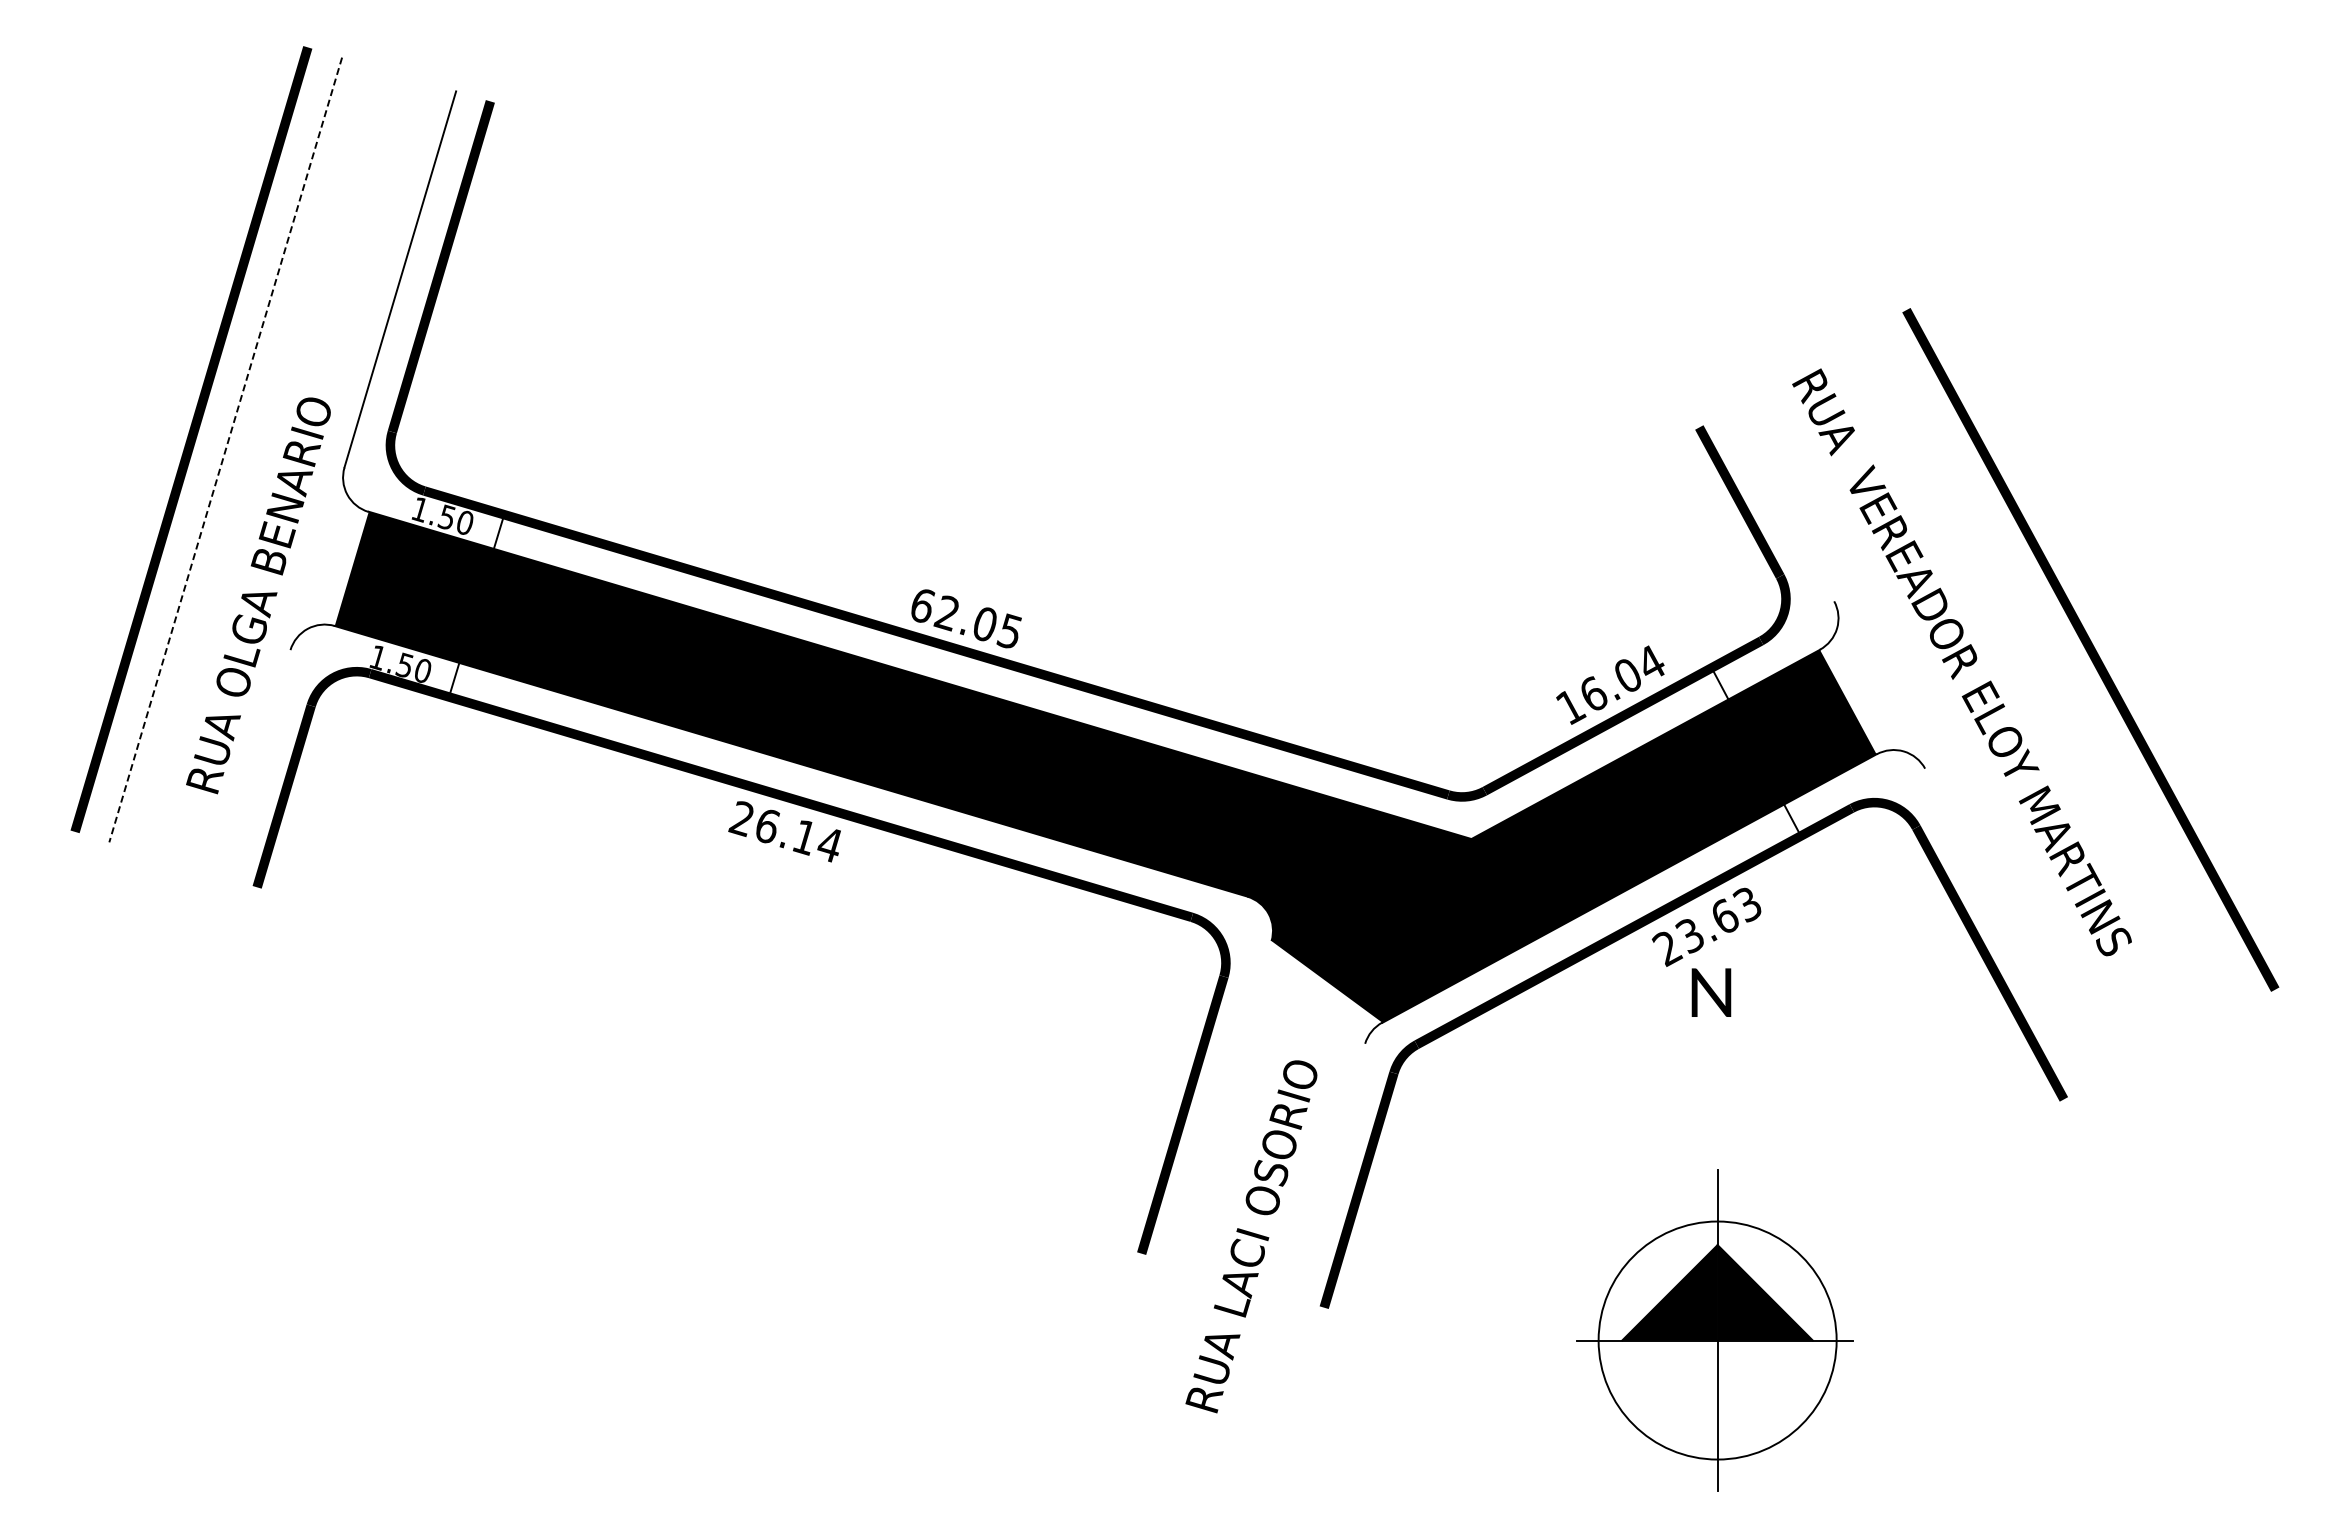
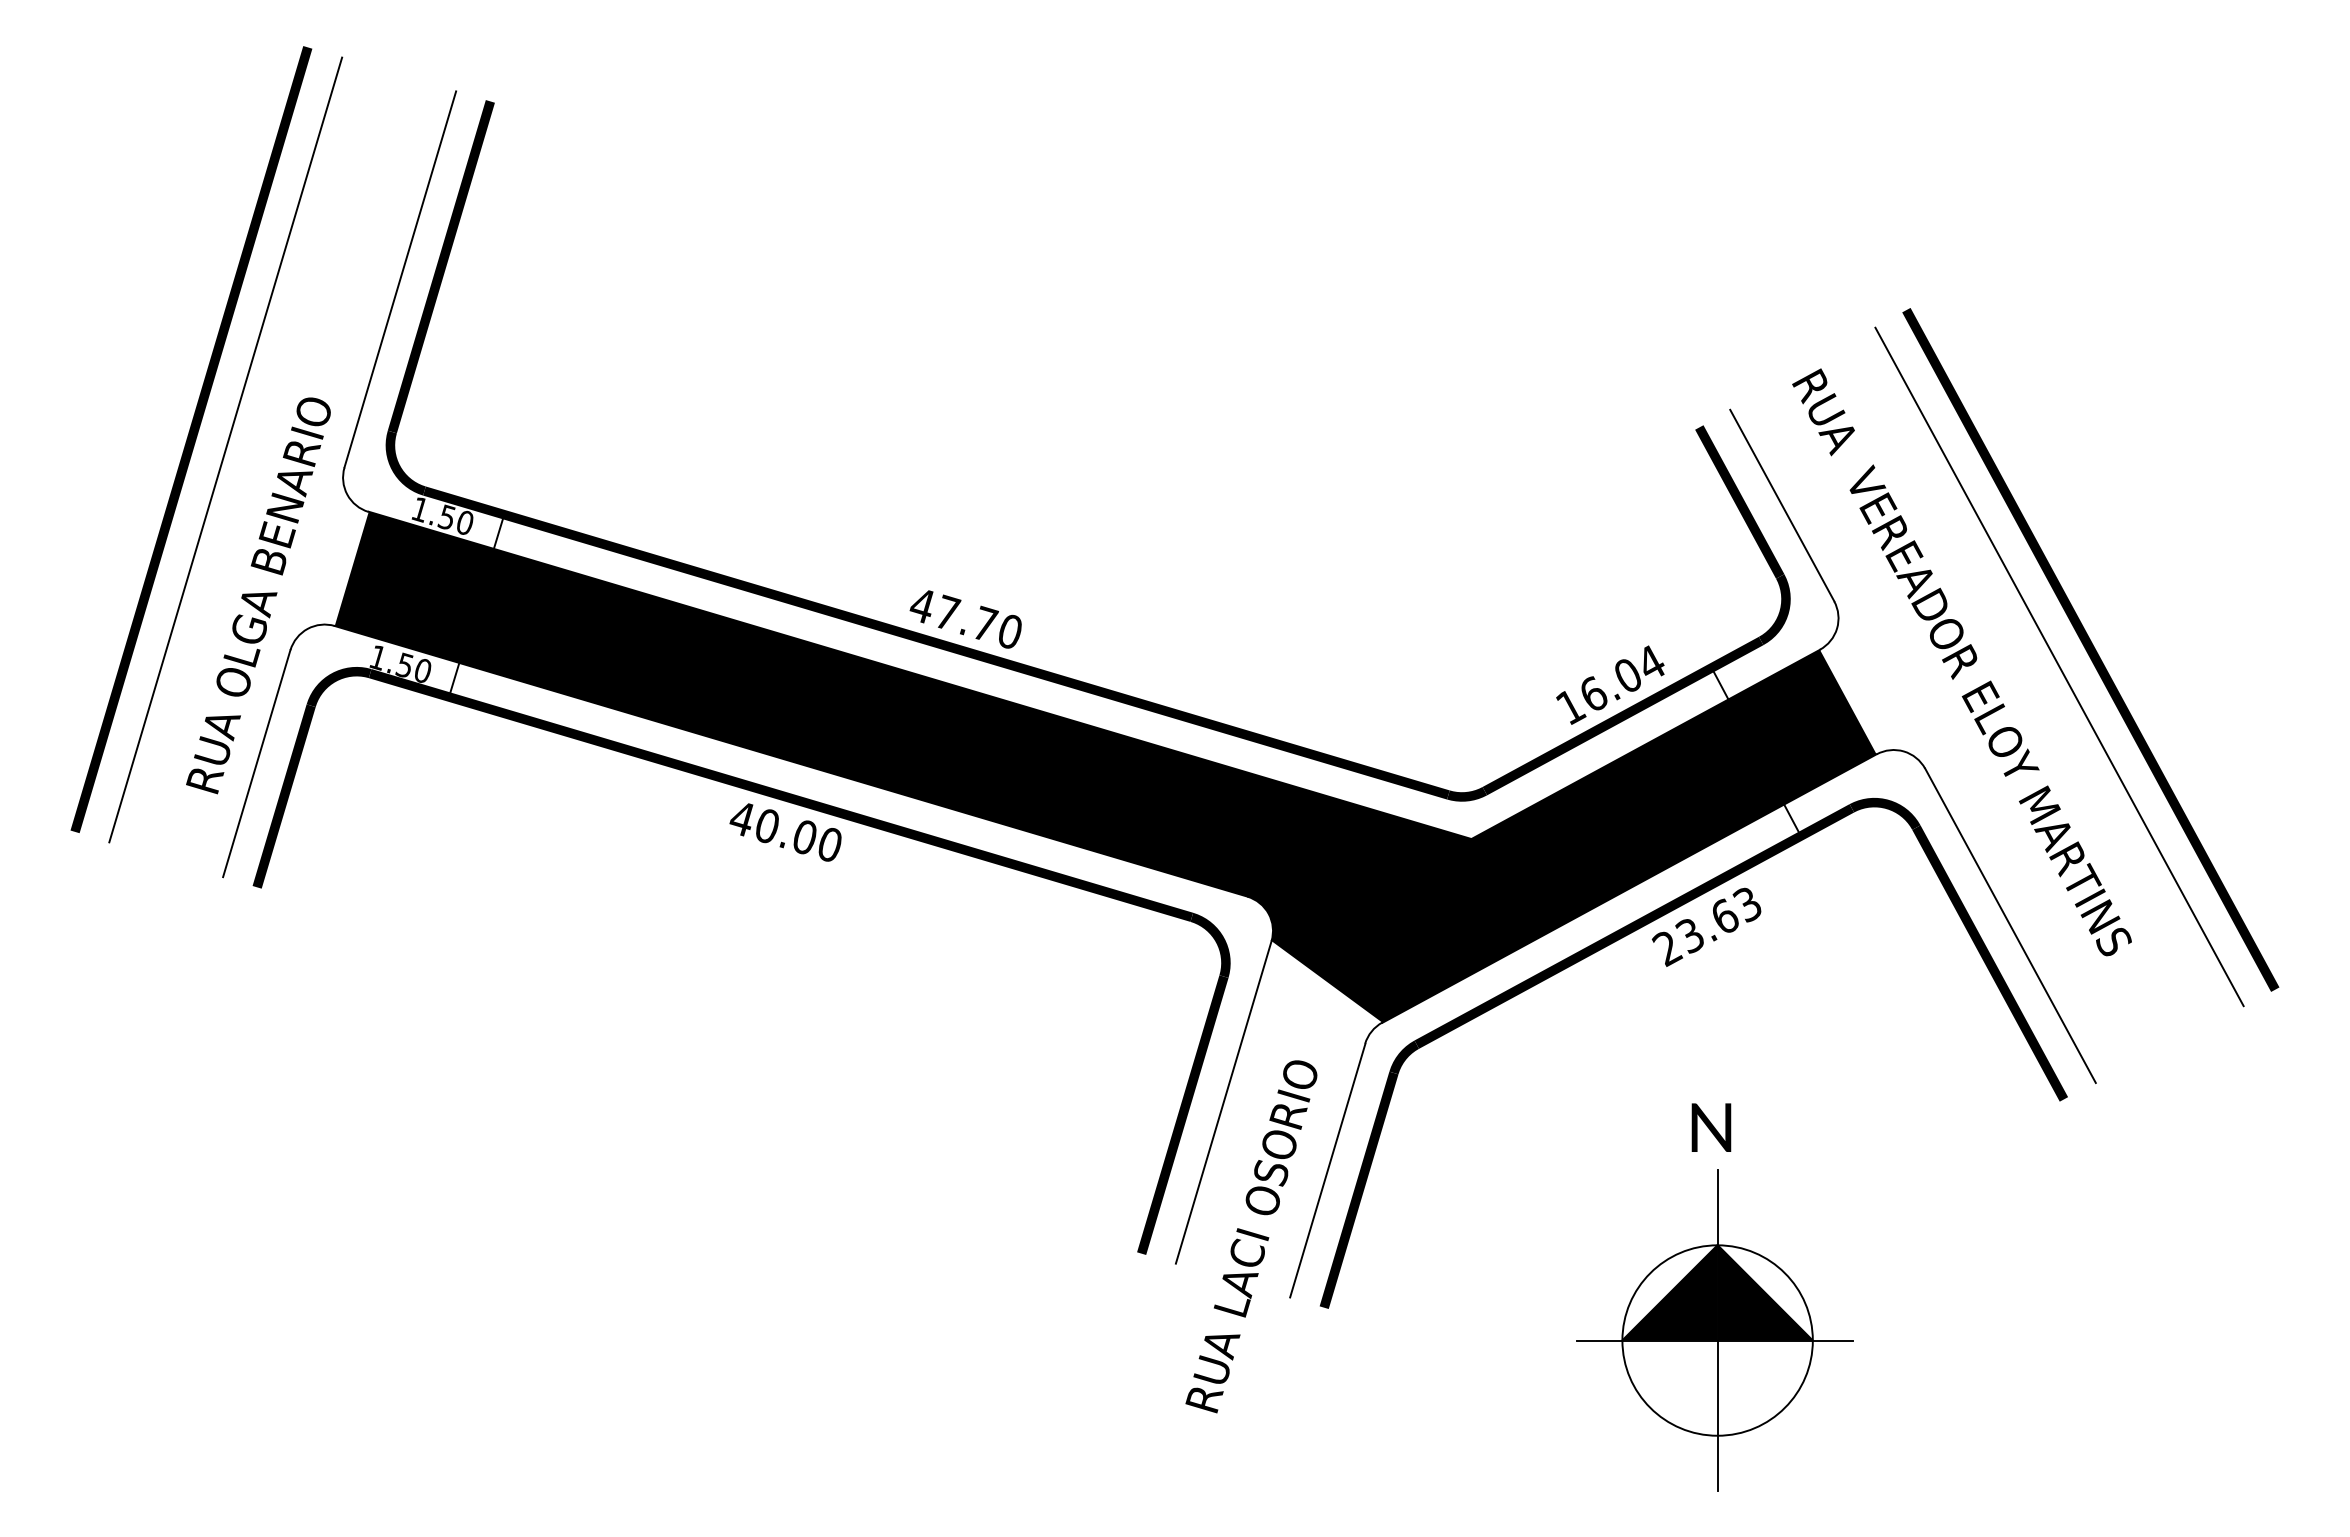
line: dashed -> solid (225, 450)
line: none -> present (1782, 505)
text: 62.05 -> 47.70 (965, 618)
line: none -> present (2059, 666)
line: none -> present (256, 763)
text: 26.14 -> 40.00 (784, 831)
line: none -> present (2010, 925)
text position: (1711, 992) -> (1711, 1127) (1711, 1127)
line: none -> present (1223, 1102)
line: none -> present (1327, 1170)
circle diameter: 238 px -> 190 px (1717, 1340)
